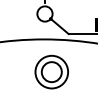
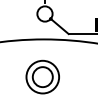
part position: (51, 71) -> (42, 76) (42, 76)
